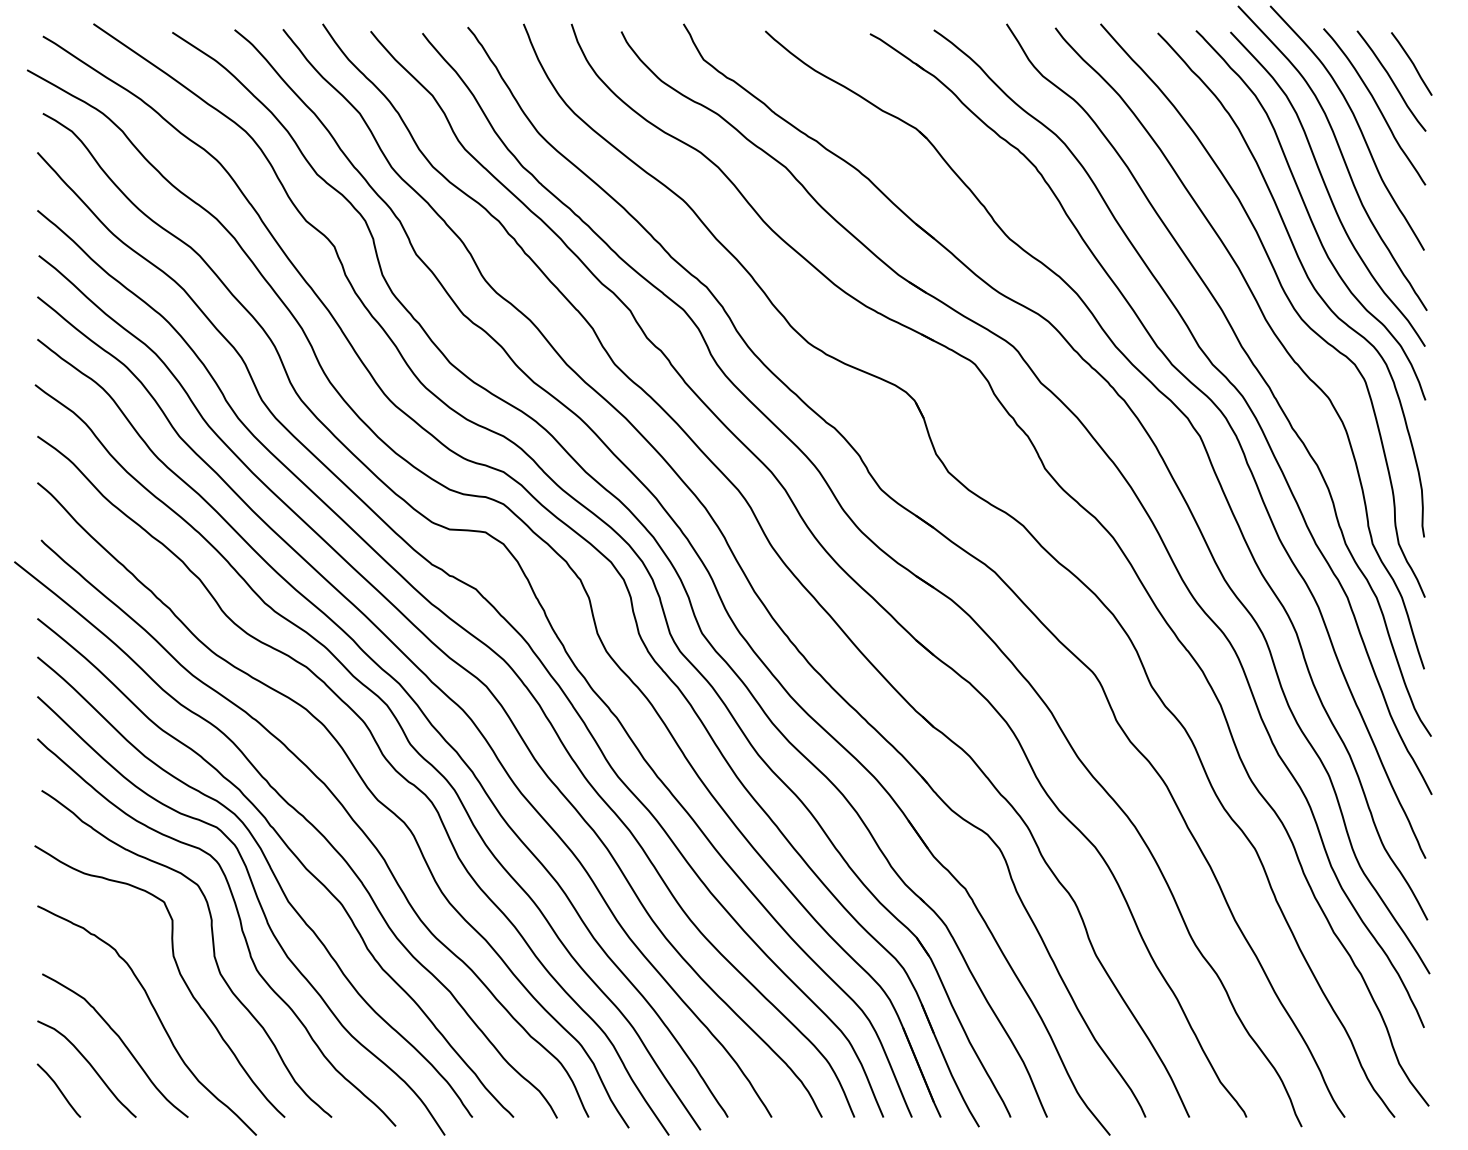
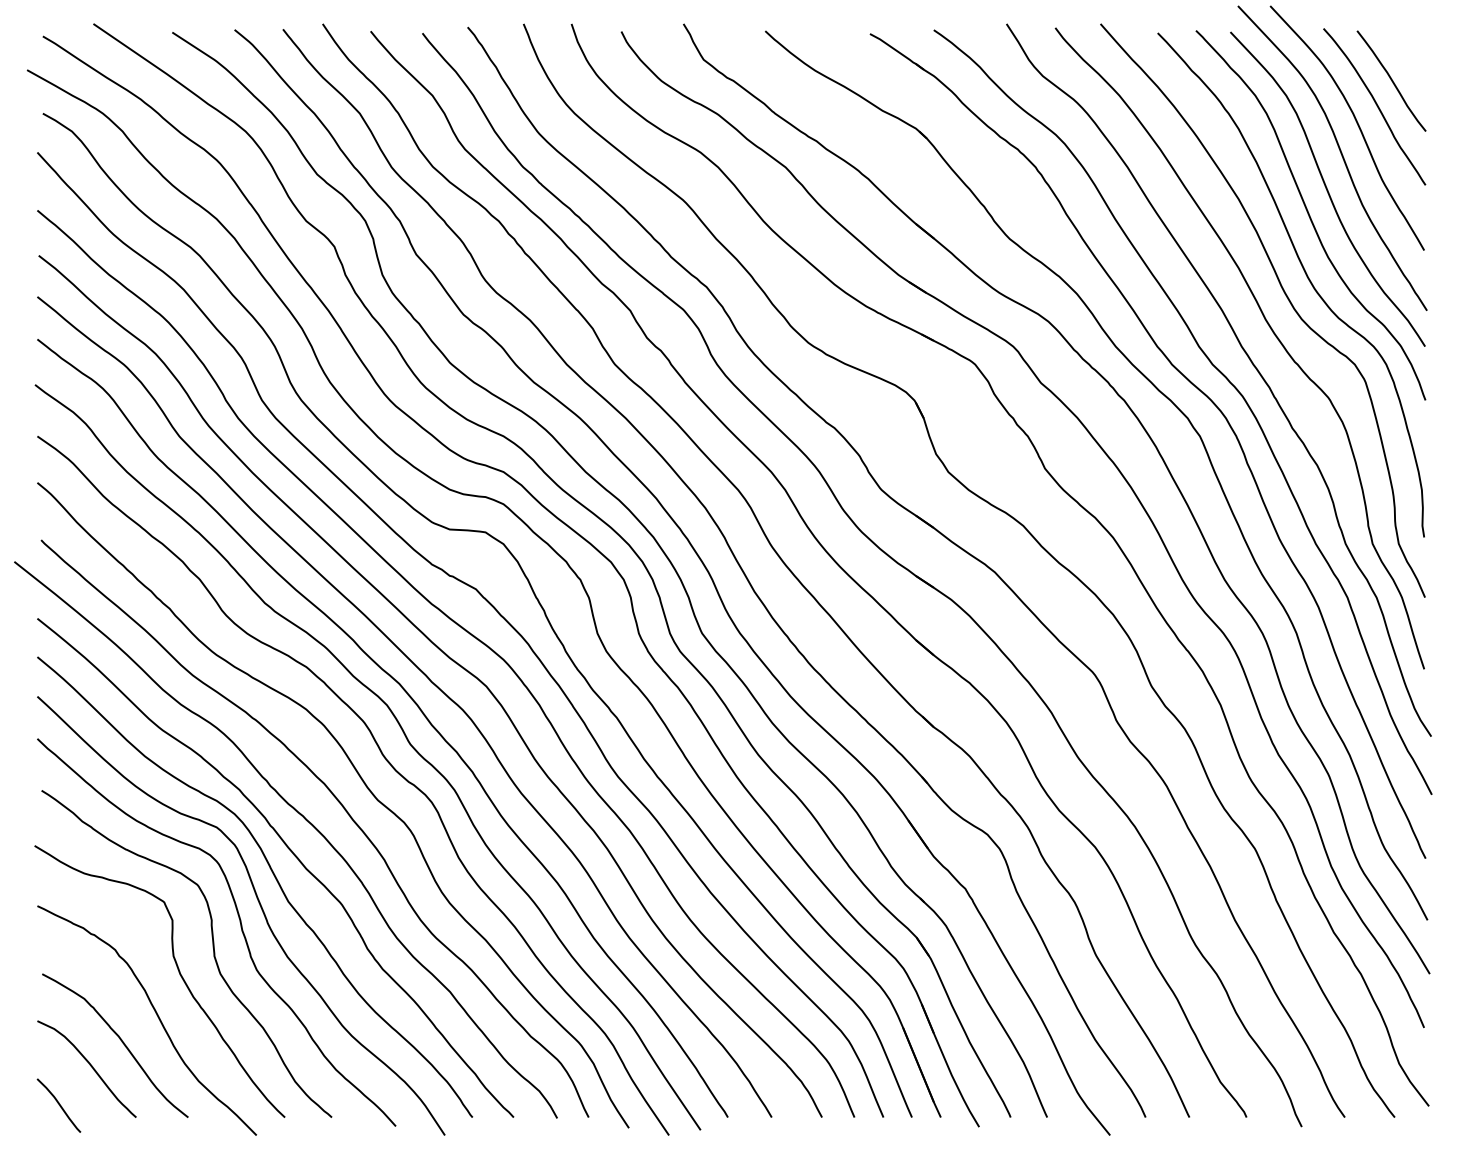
curve: present -> none (1411, 63)
curve position: (58, 1089) -> (58, 1104) (58, 1104)
